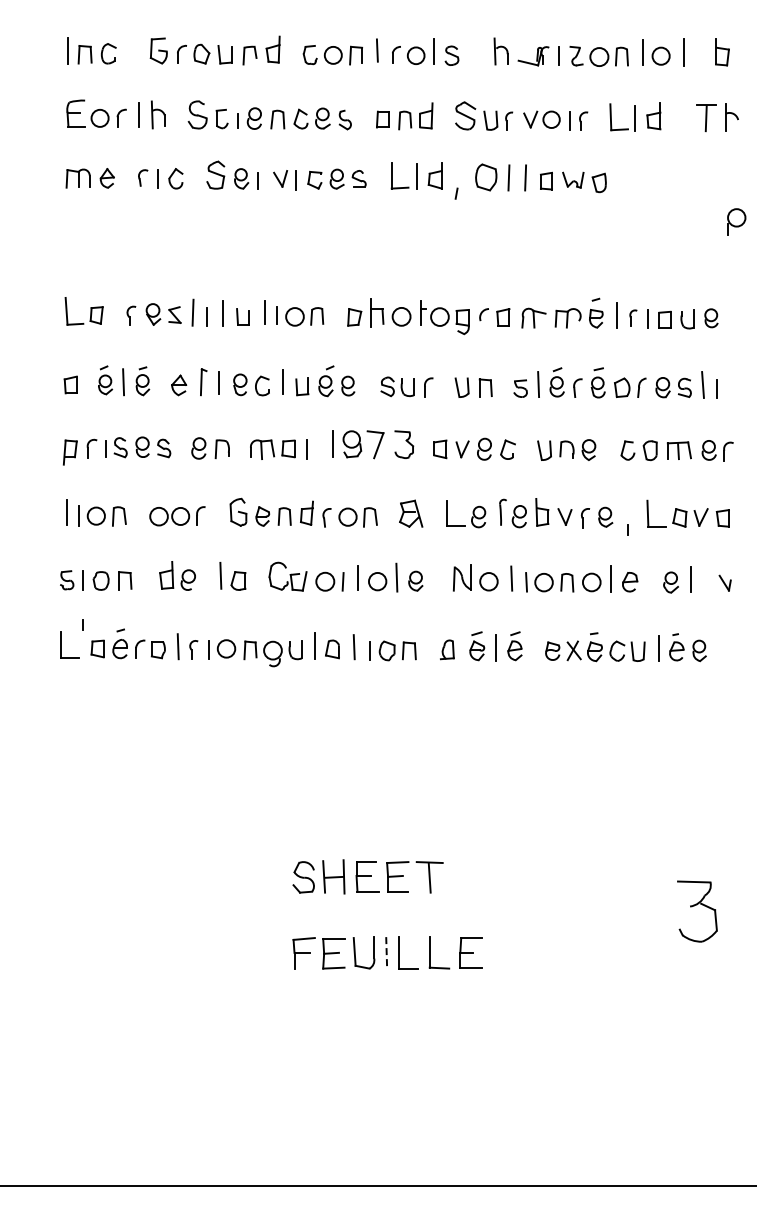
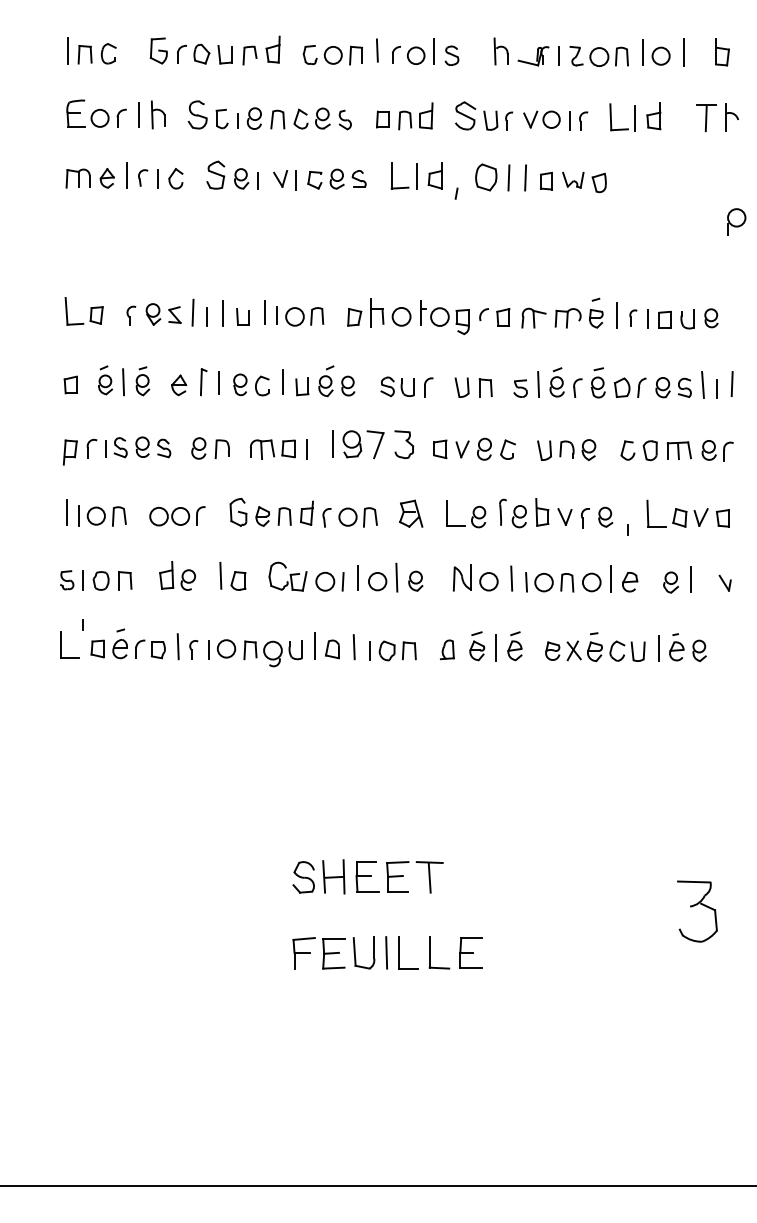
line: none -> present (126, 174)
line: none -> present (731, 384)
line: dashed -> solid (386, 952)
